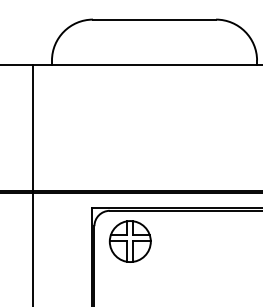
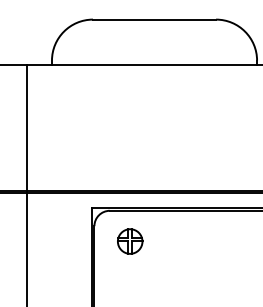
line position: (32, 183) -> (26, 183) (26, 183)
part size: 44x43 px -> 27x27 px (130, 241)
